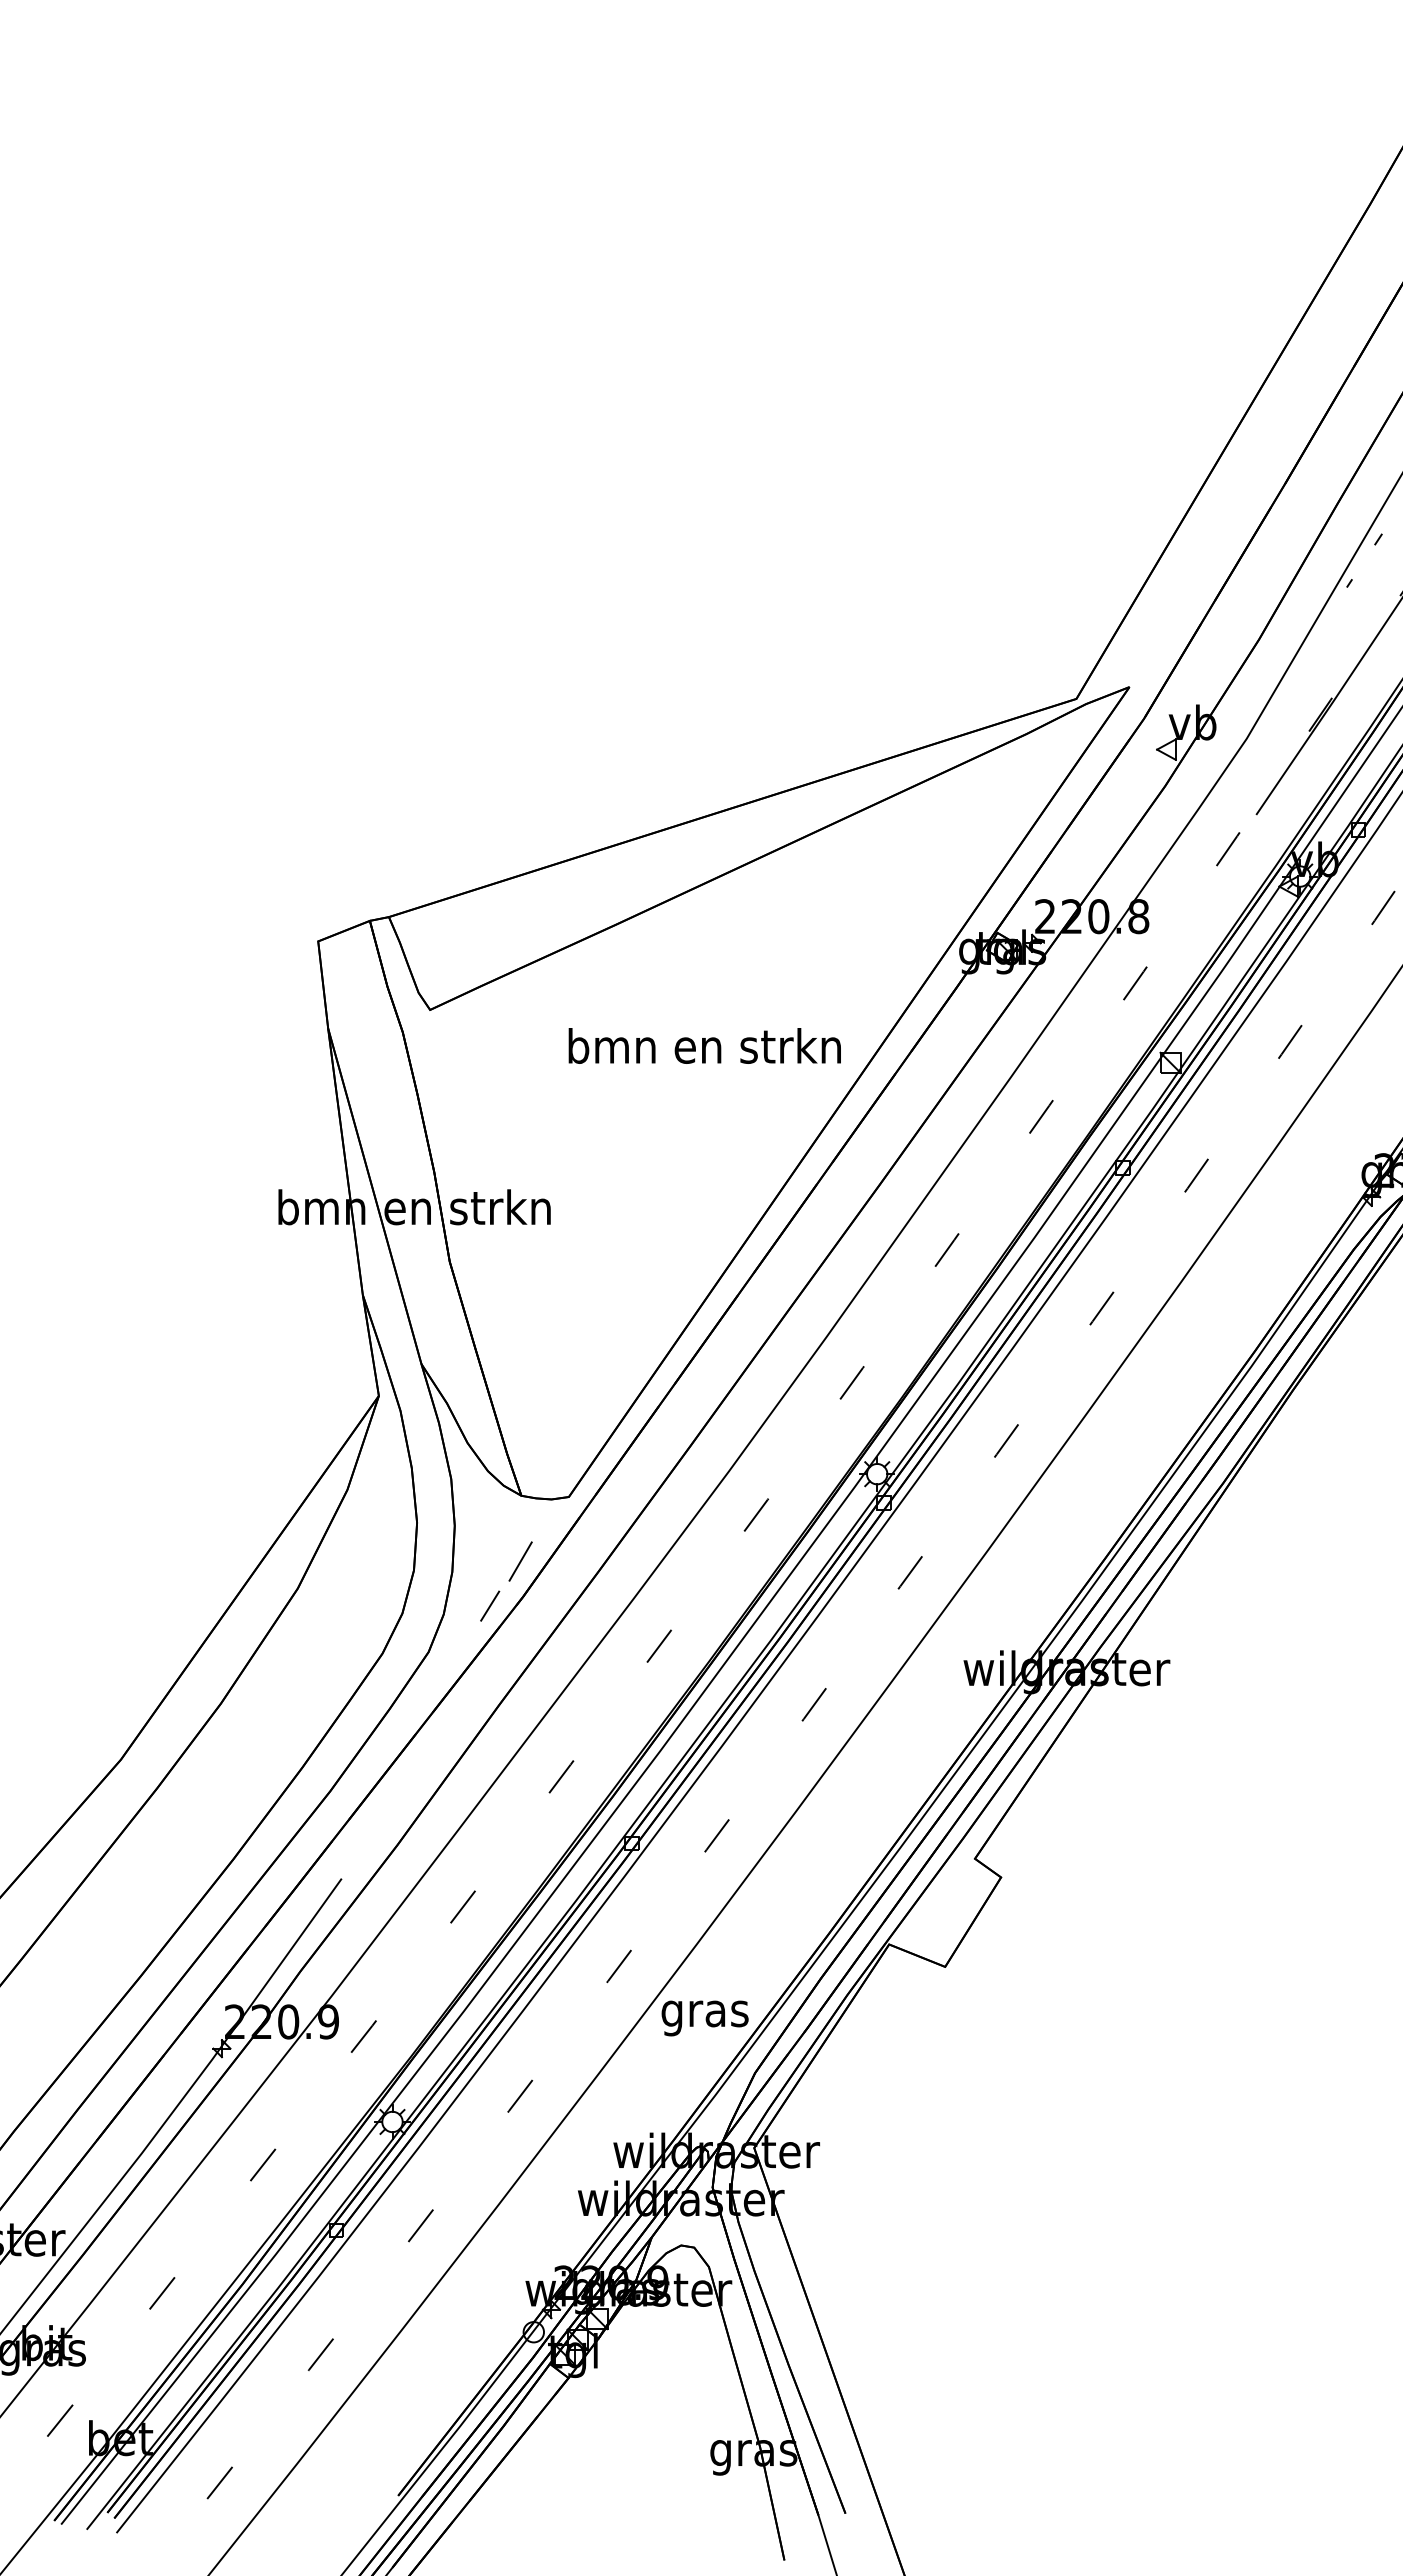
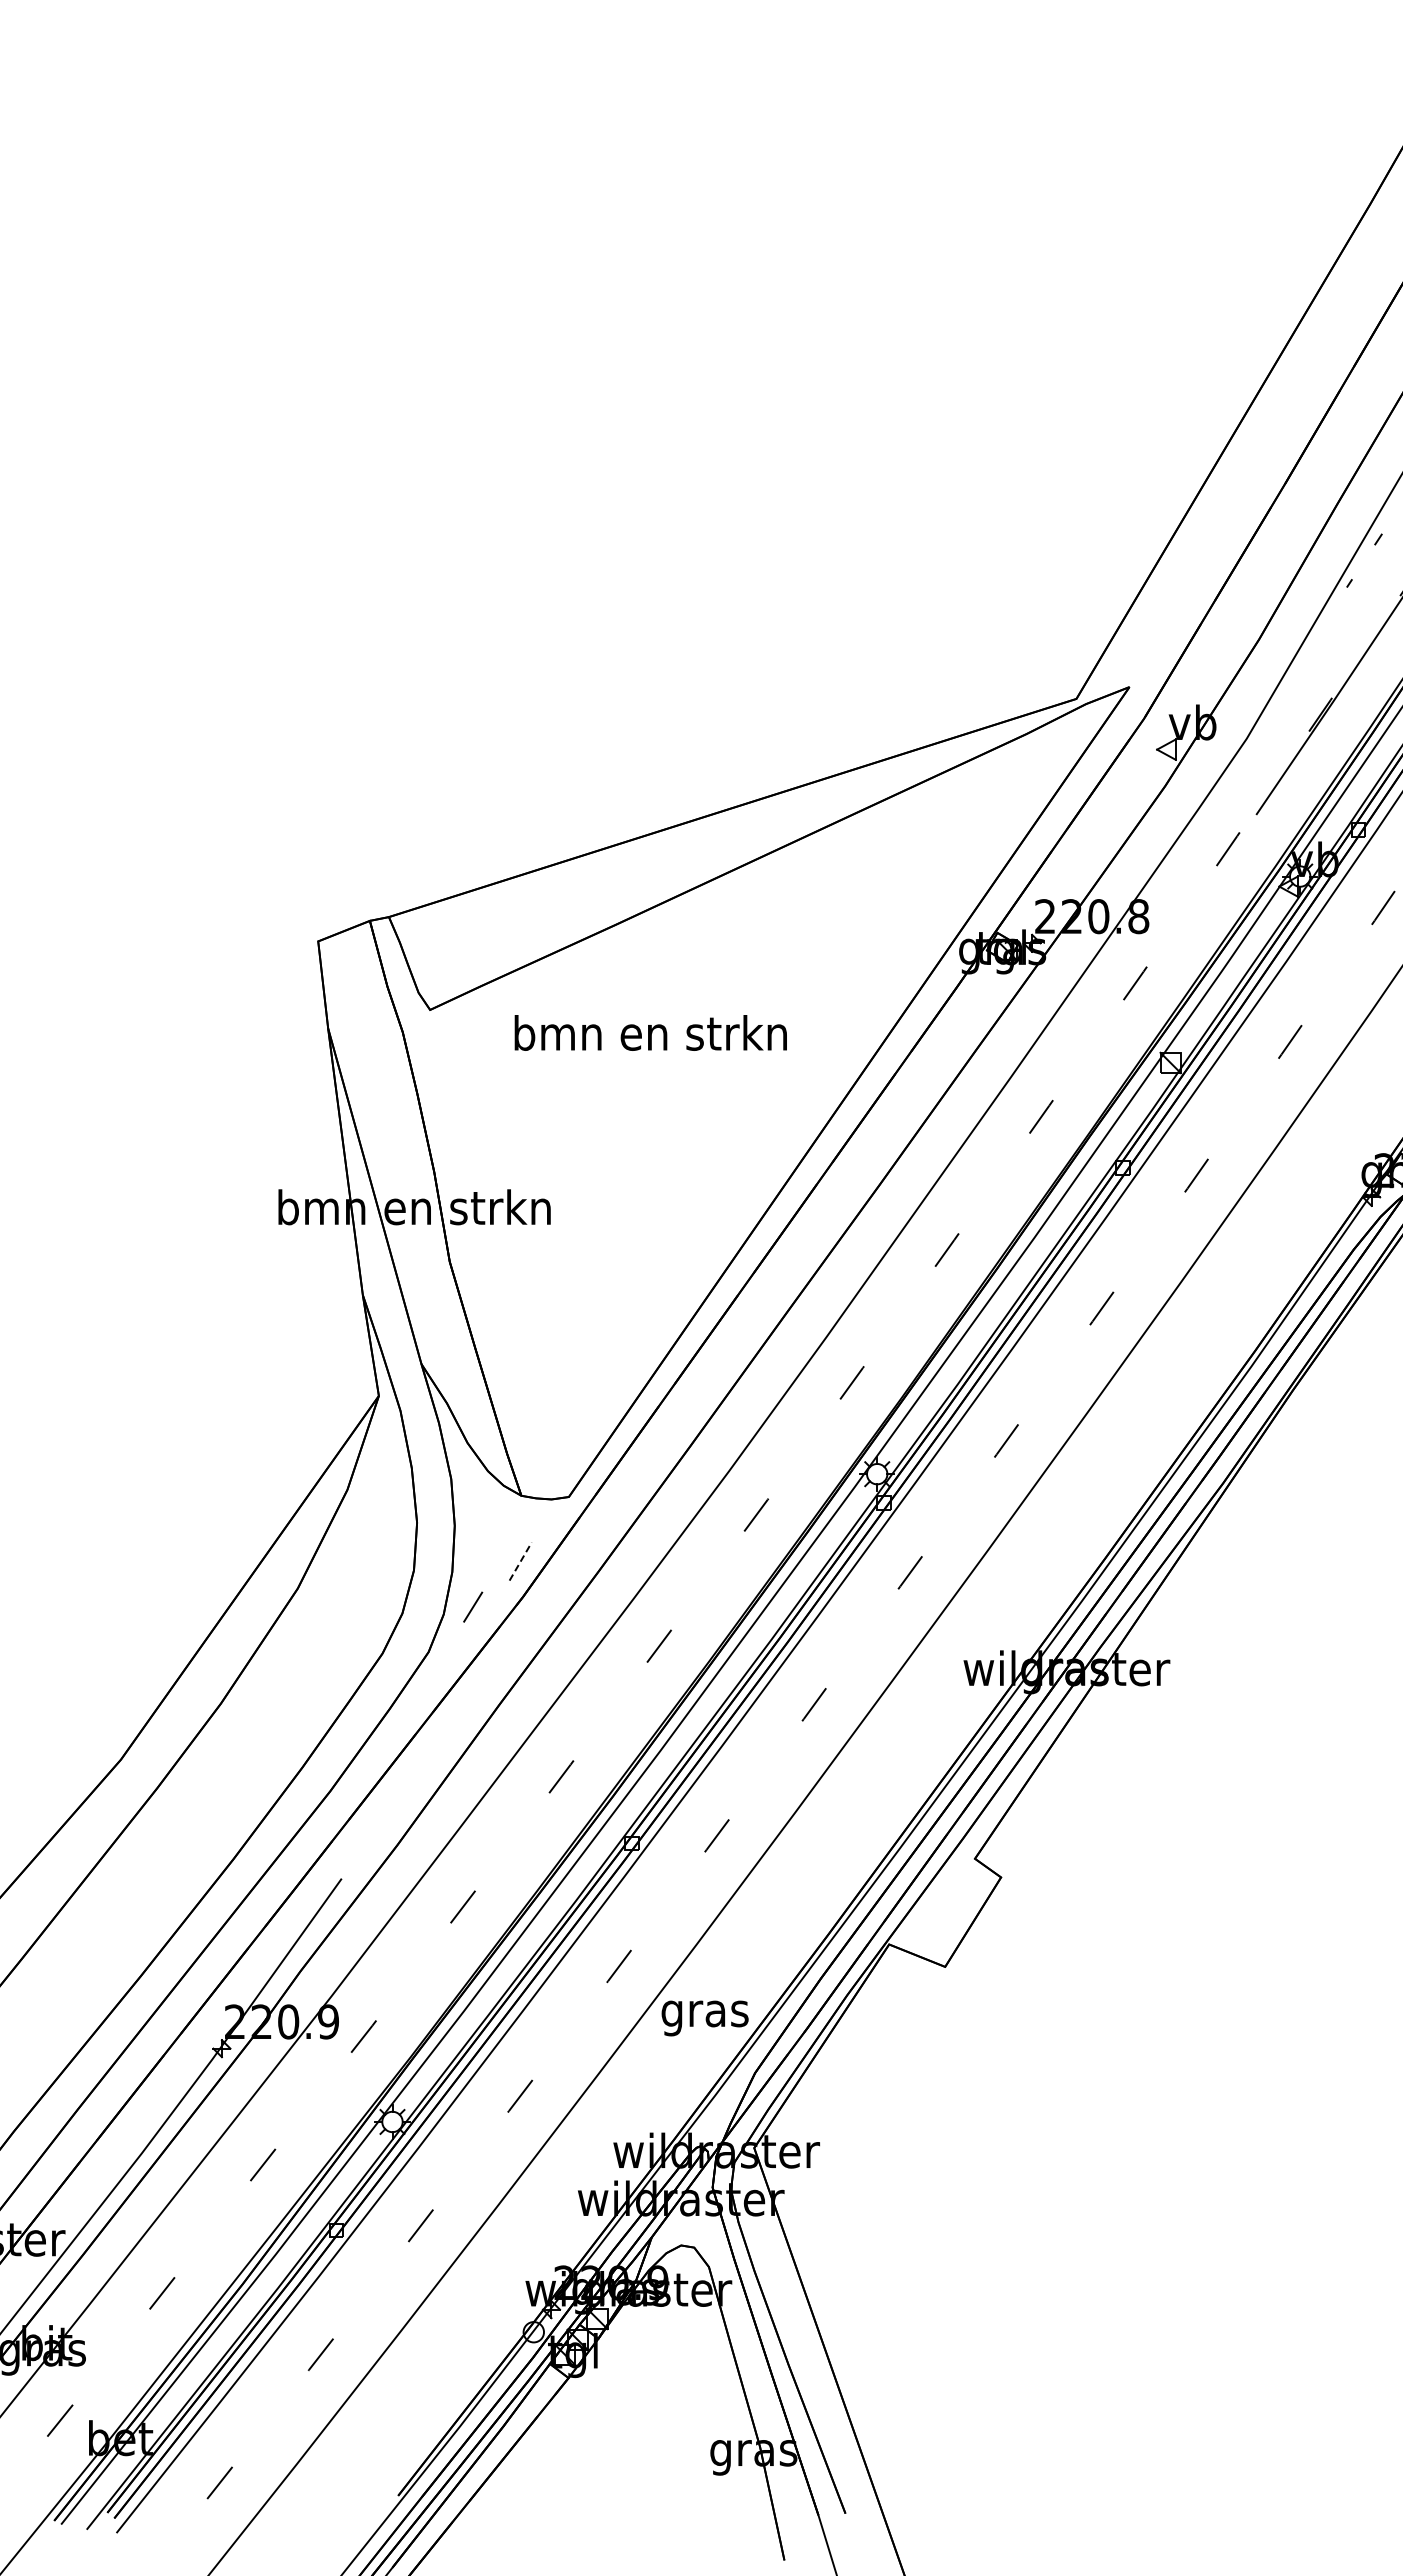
text position: (704, 1045) -> (650, 1032) (650, 1032)
line: solid -> dashed (520, 1561)
line position: (490, 1605) -> (473, 1606) (473, 1606)
